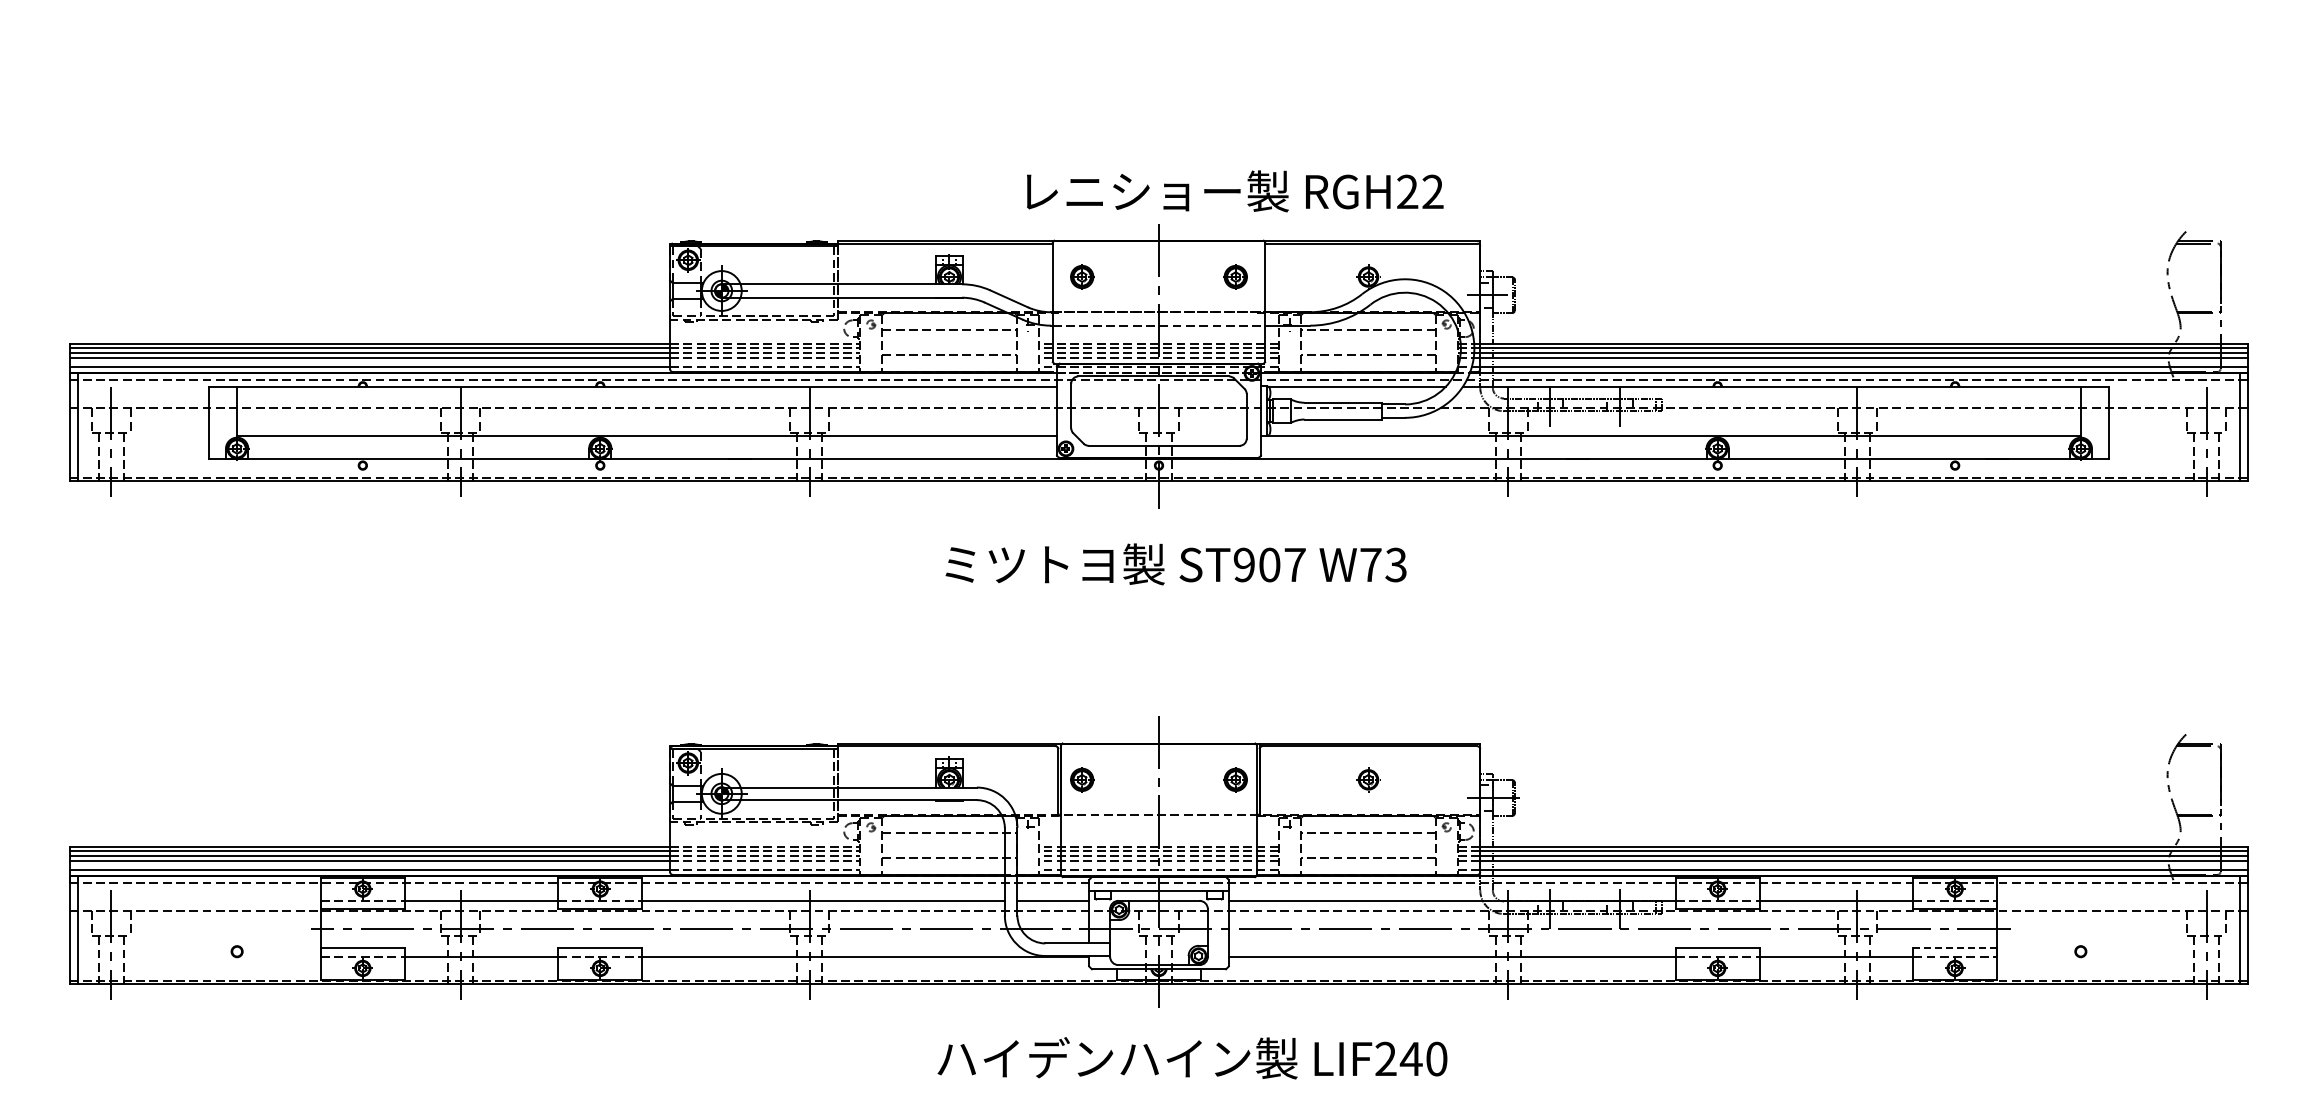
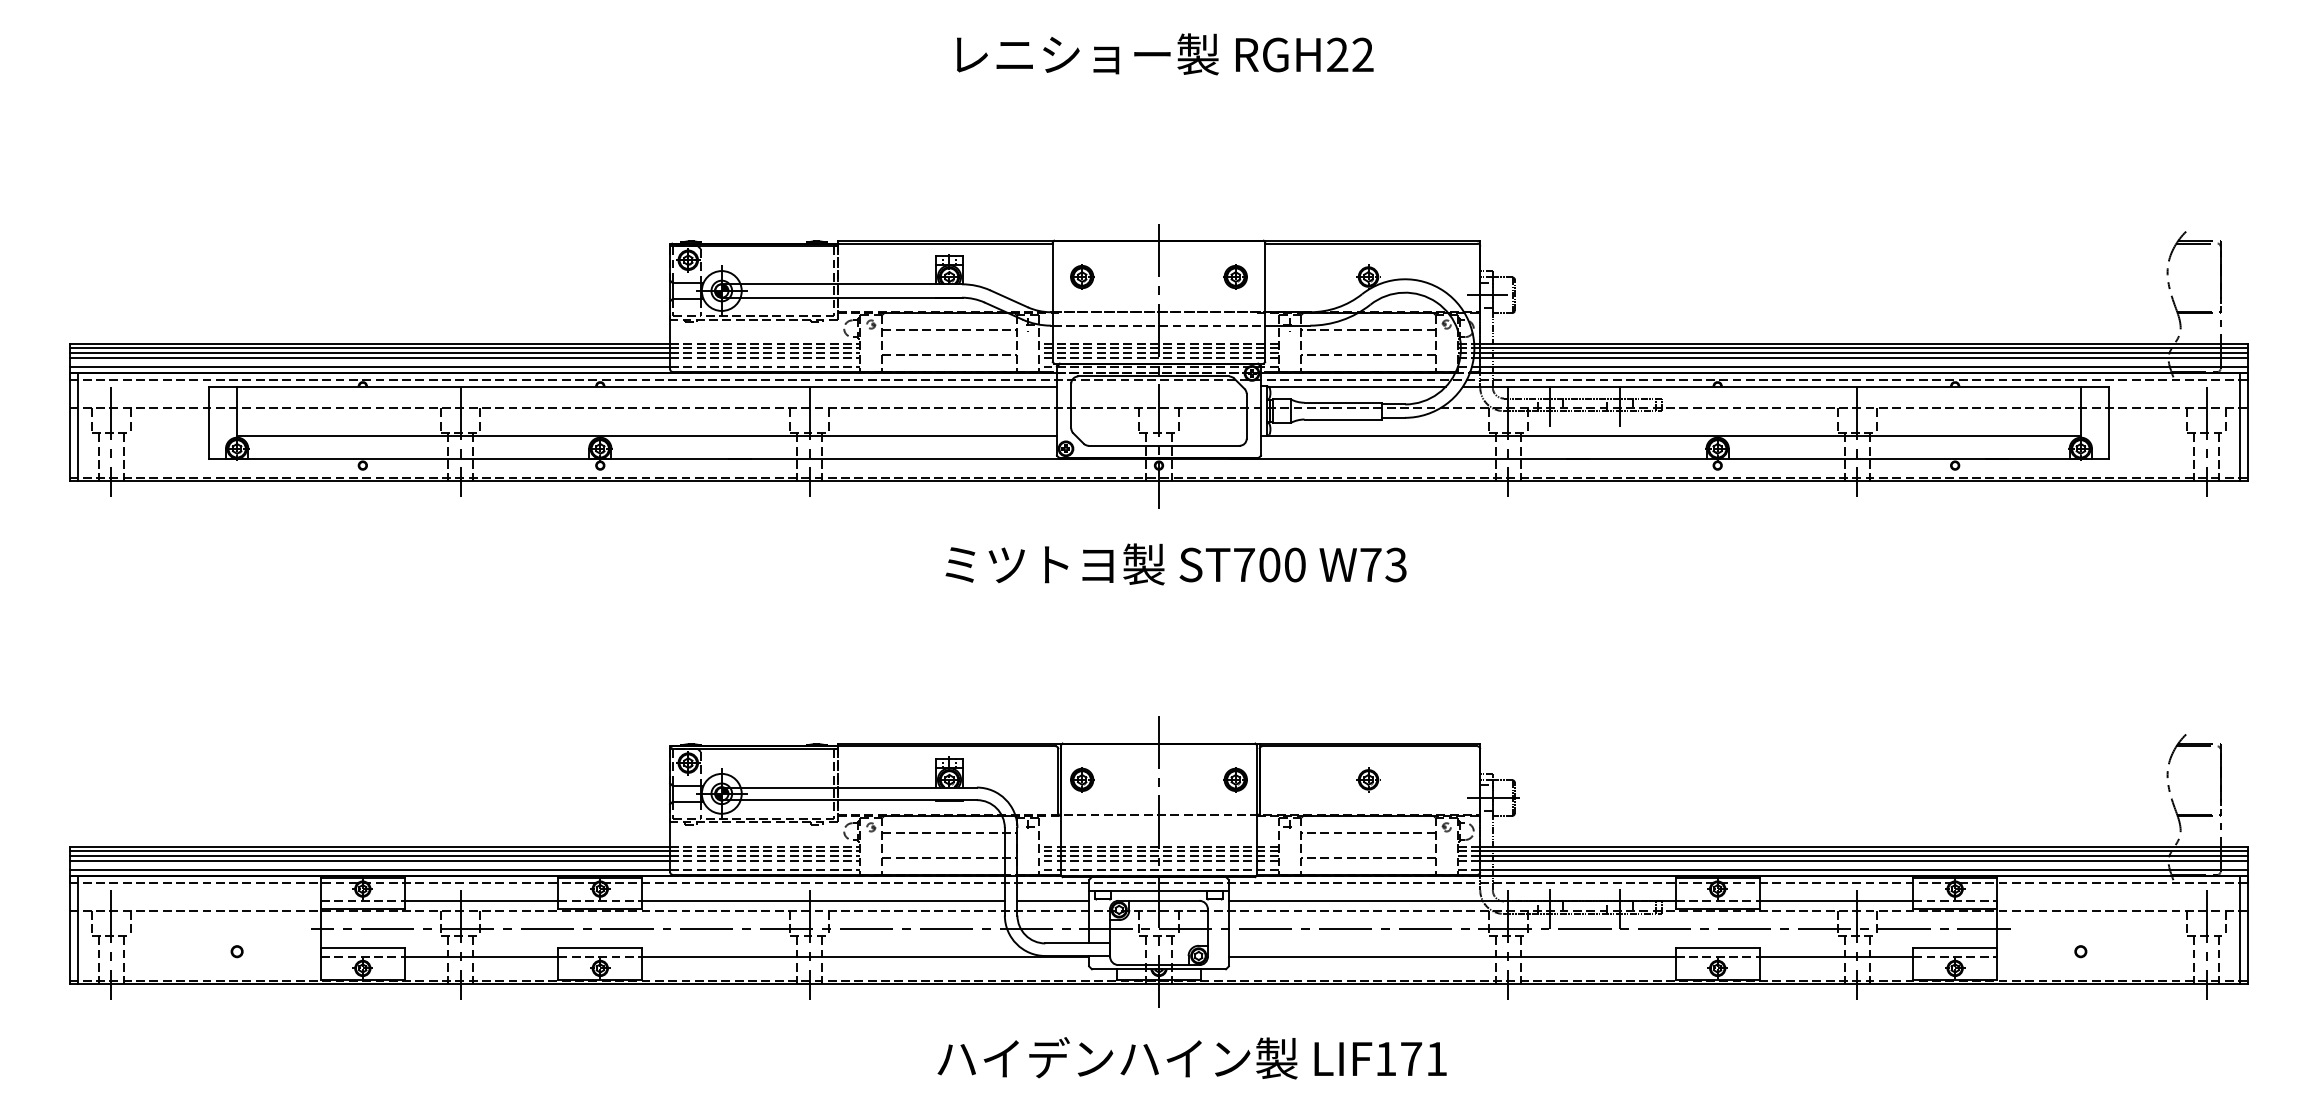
text position: (1235, 191) -> (1165, 54) (1165, 54)
text: ST907 -> ST700 (1269, 564)
line: dashed -> solid (1955, 948)
text: LIF240 -> LIF171 (1411, 1058)
